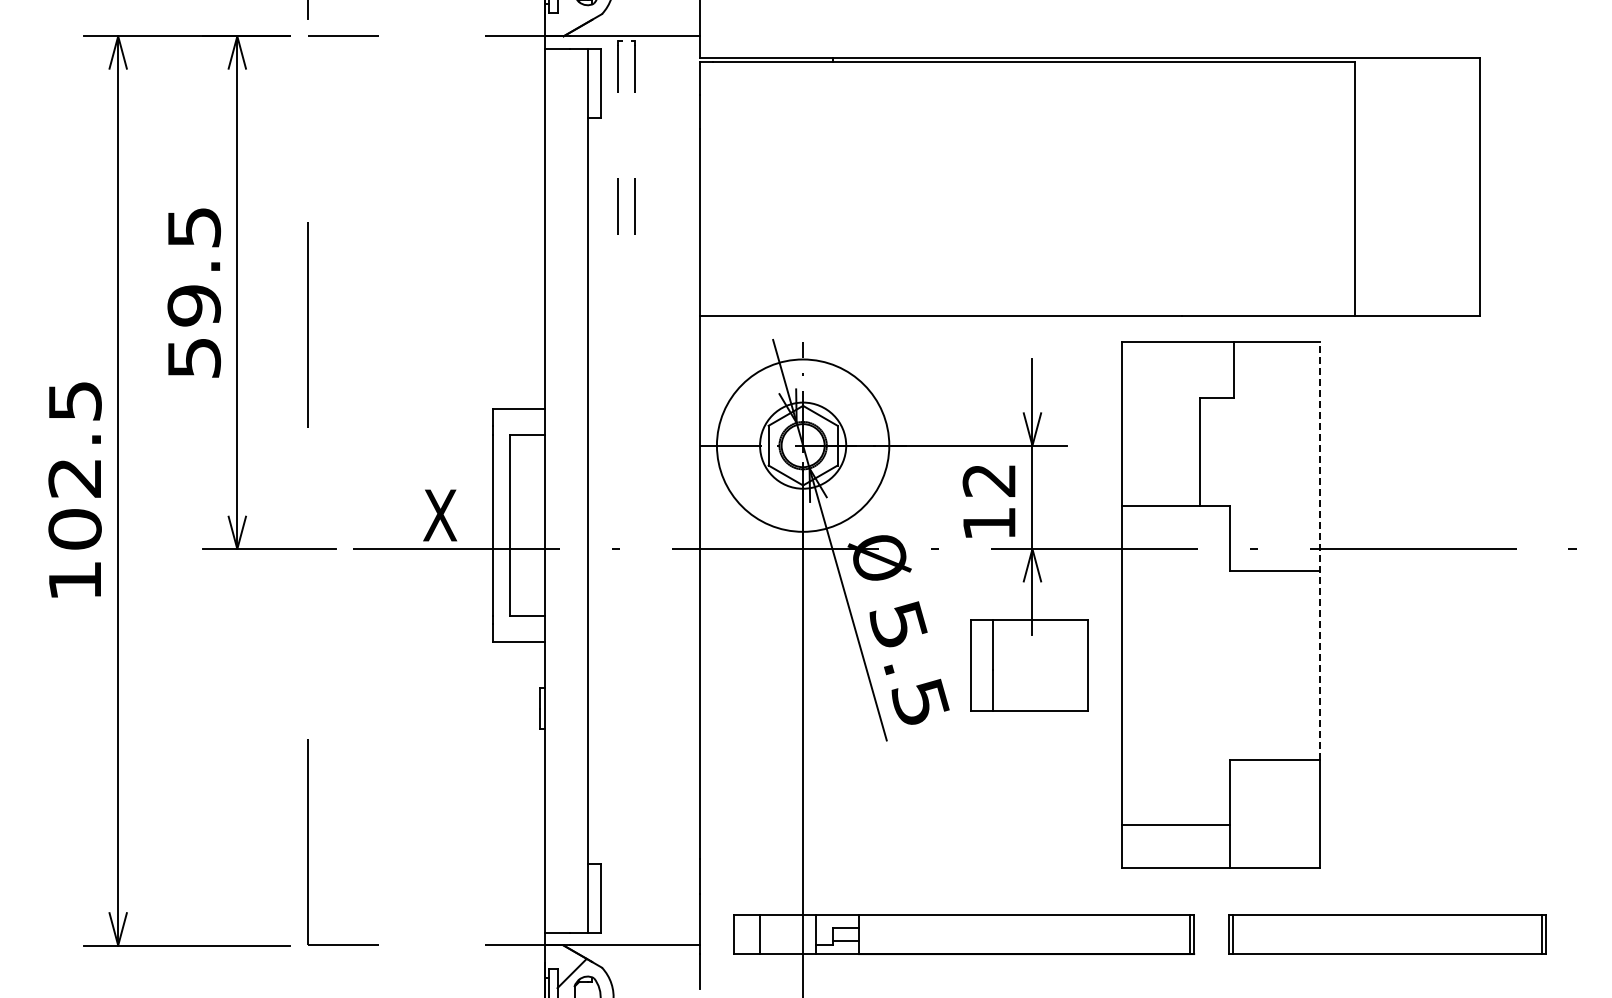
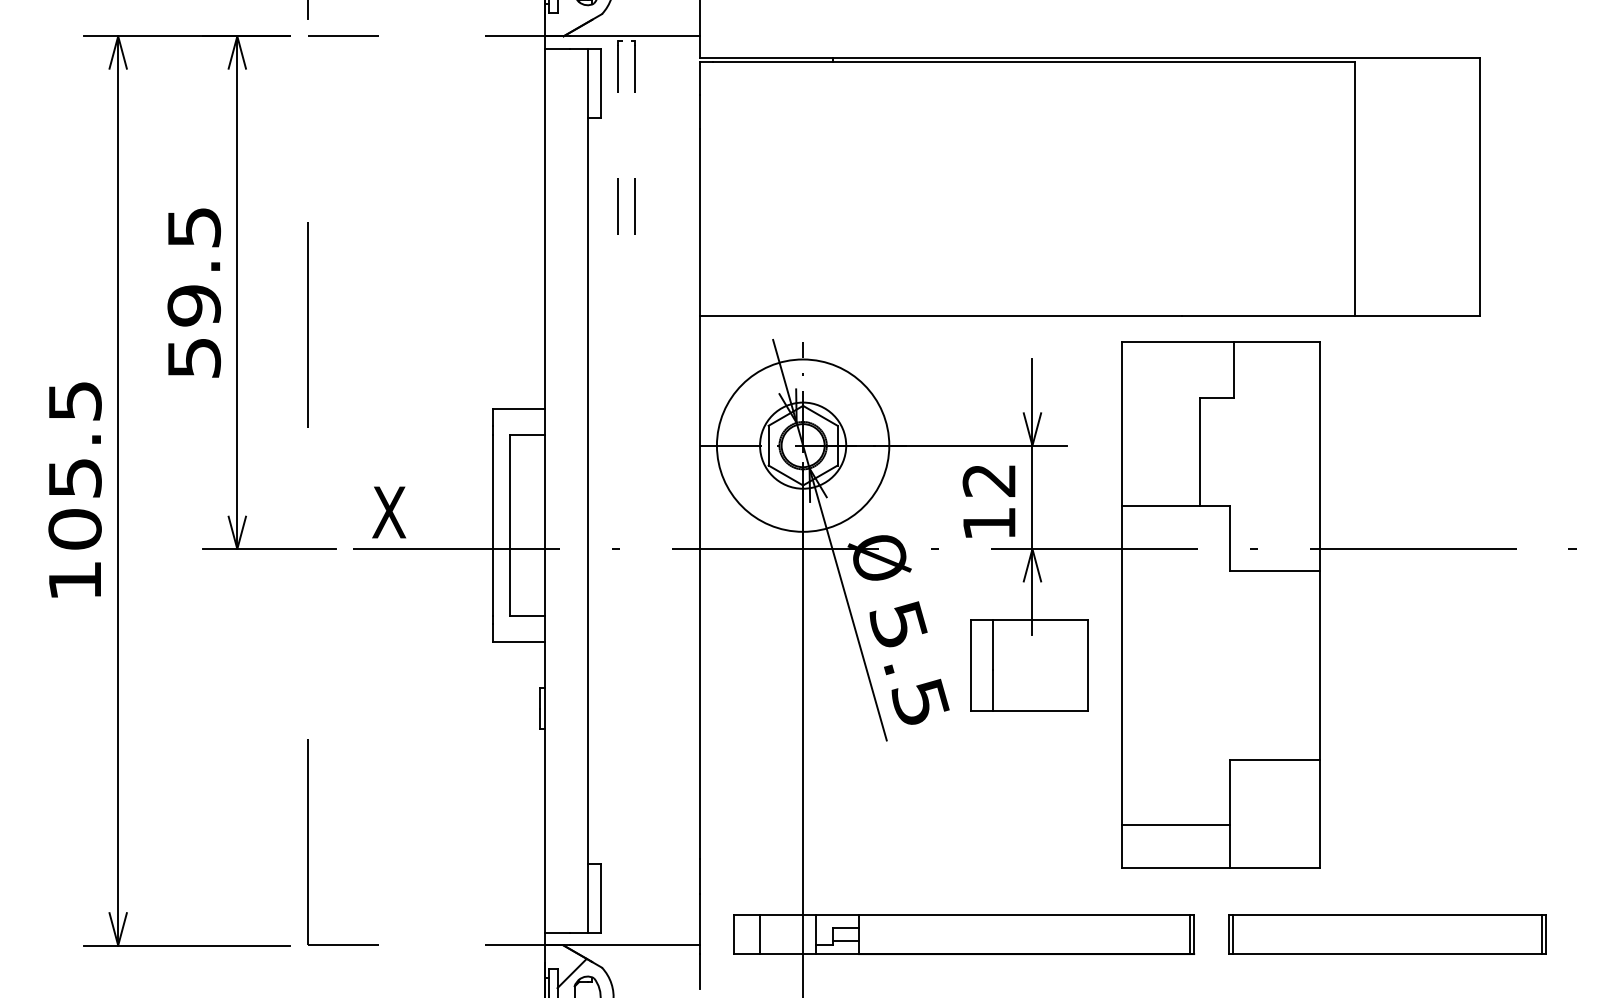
text: 102.5 -> 105.5 (74, 478)
text position: (440, 515) -> (389, 512) (389, 512)
line: dashed -> solid (1320, 551)
